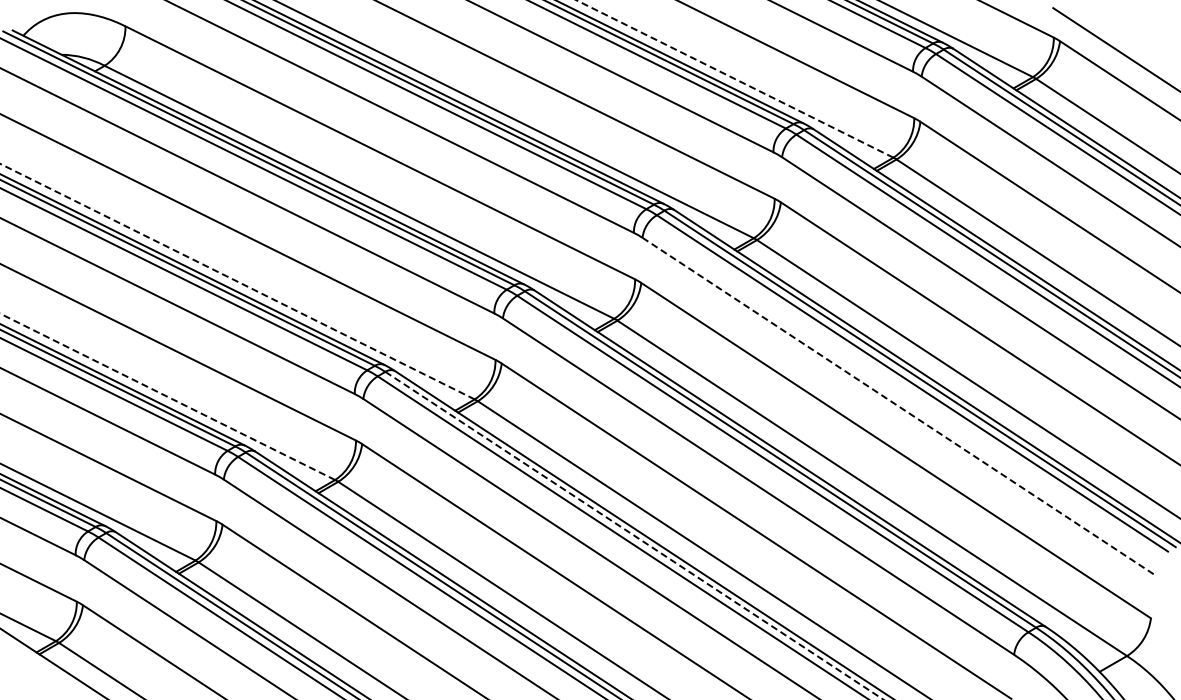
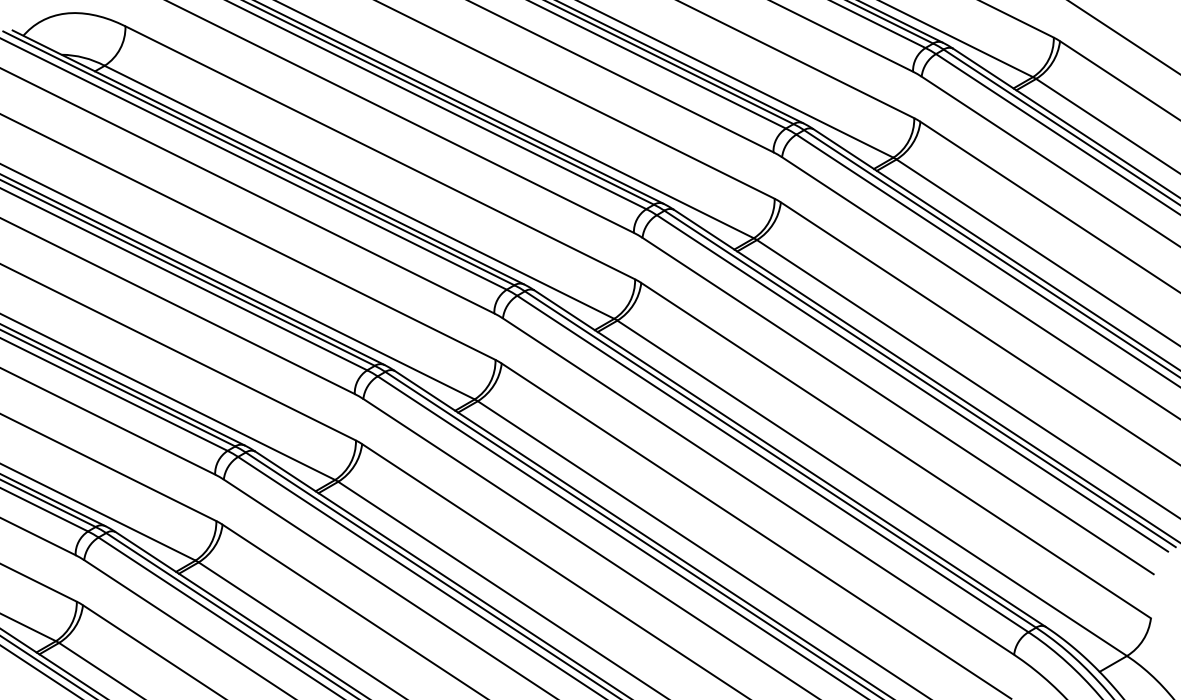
line position: (1115, 49) -> (1123, 37) (1123, 37)
line: dashed -> solid (734, 78)
line: dashed -> solid (237, 281)
line: dashed -> solid (167, 396)
line: dashed -> solid (898, 406)
line: dashed -> solid (634, 535)
line: none -> present (47, 666)
line: none -> present (40, 671)
